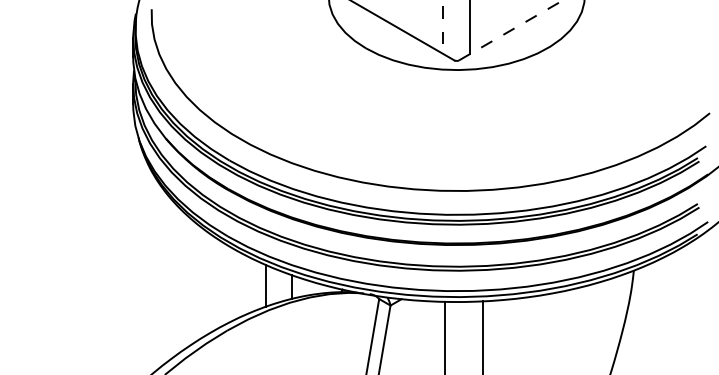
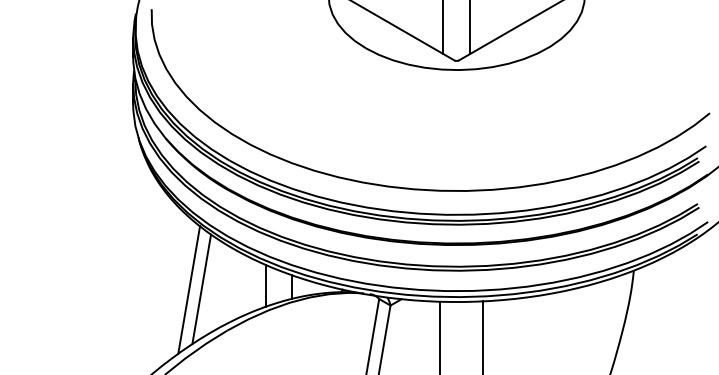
line: dashed -> solid (443, 27)
line: dashed -> solid (511, 30)
line: none -> present (201, 289)
line: none -> present (189, 290)
line position: (445, 336) -> (440, 336) (440, 336)
